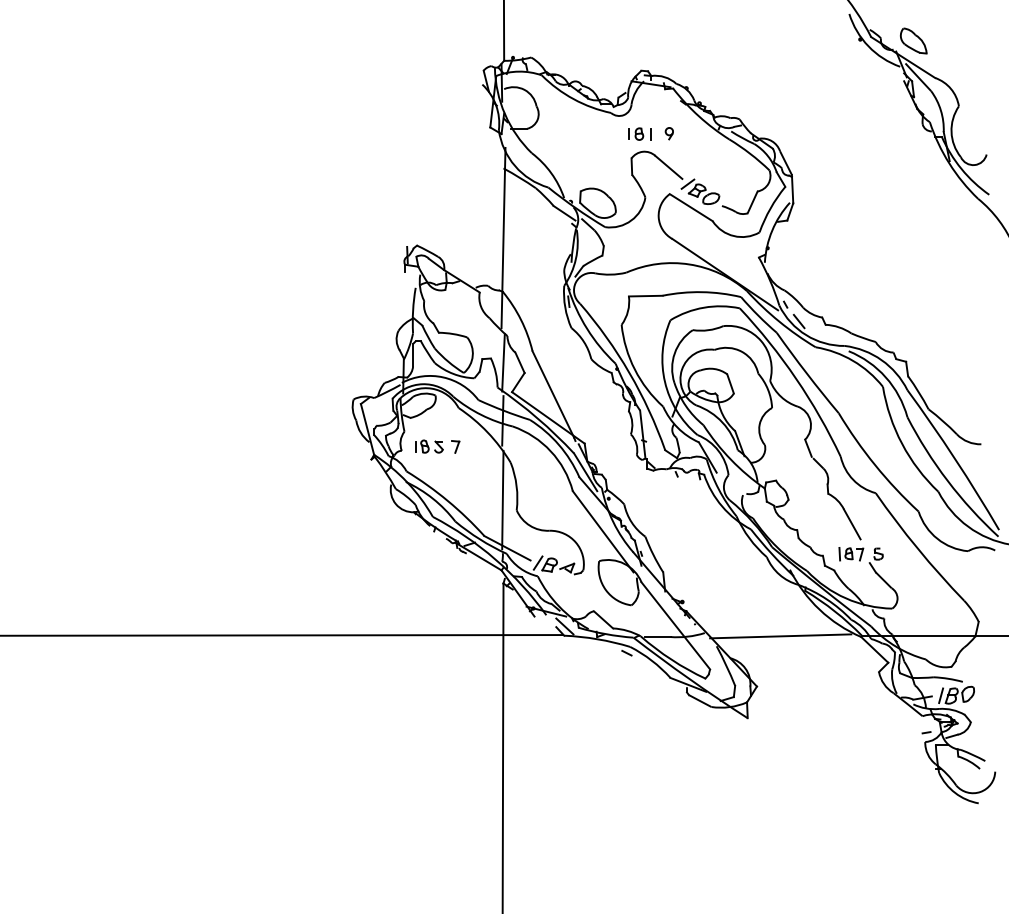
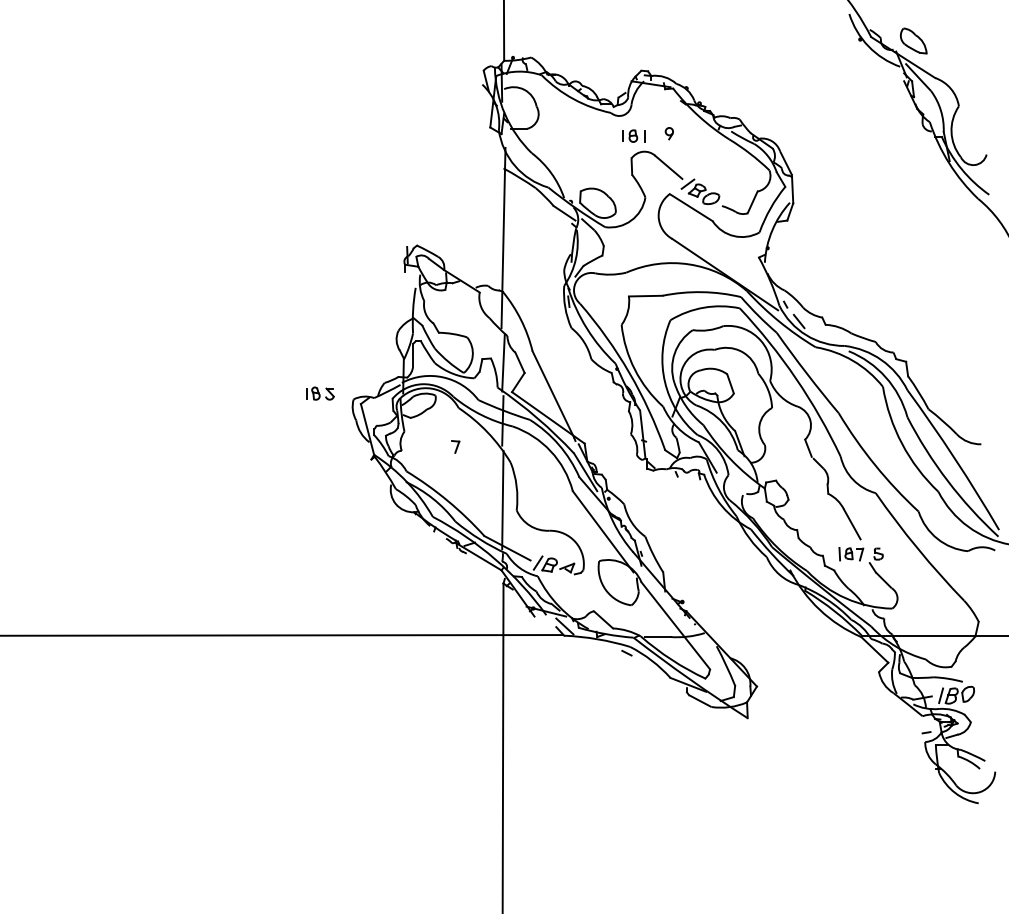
part position: (639, 133) -> (633, 135) (633, 135)
part position: (429, 446) -> (320, 393) (320, 393)
line: present -> none (780, 636)
